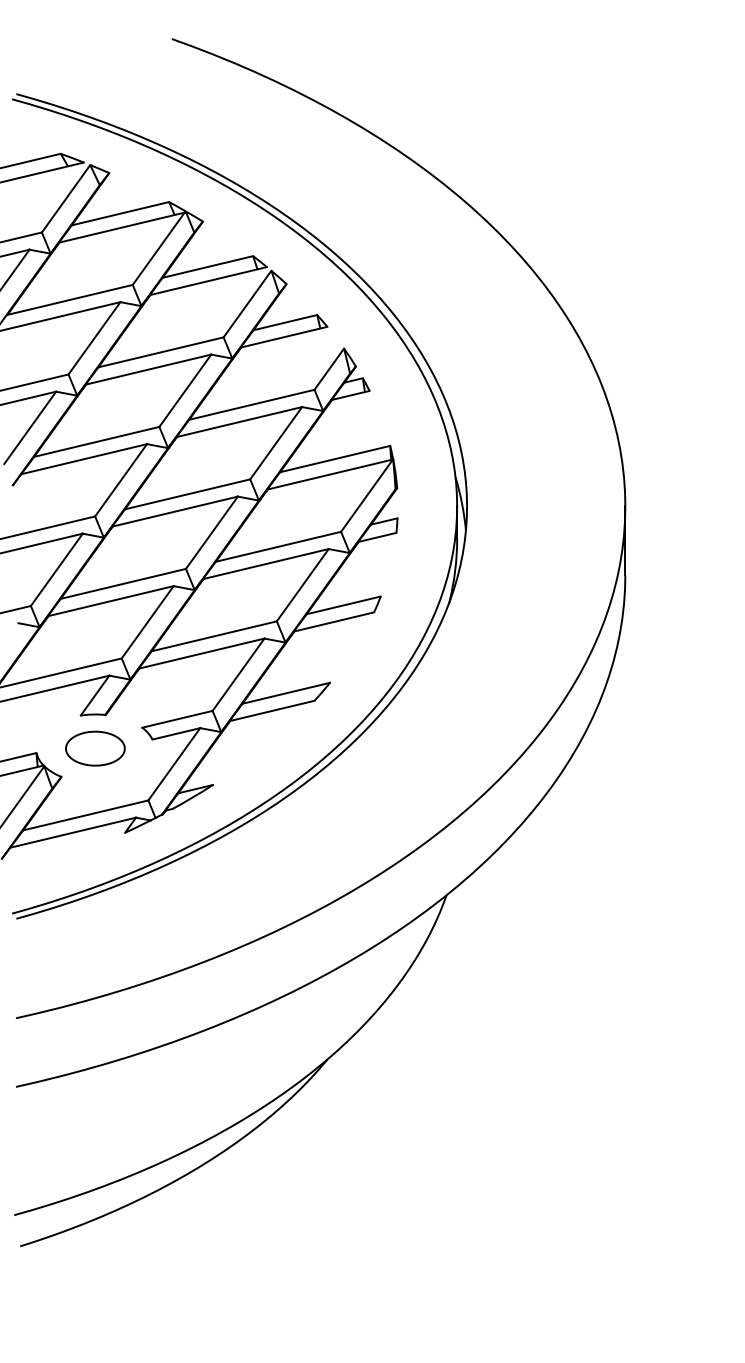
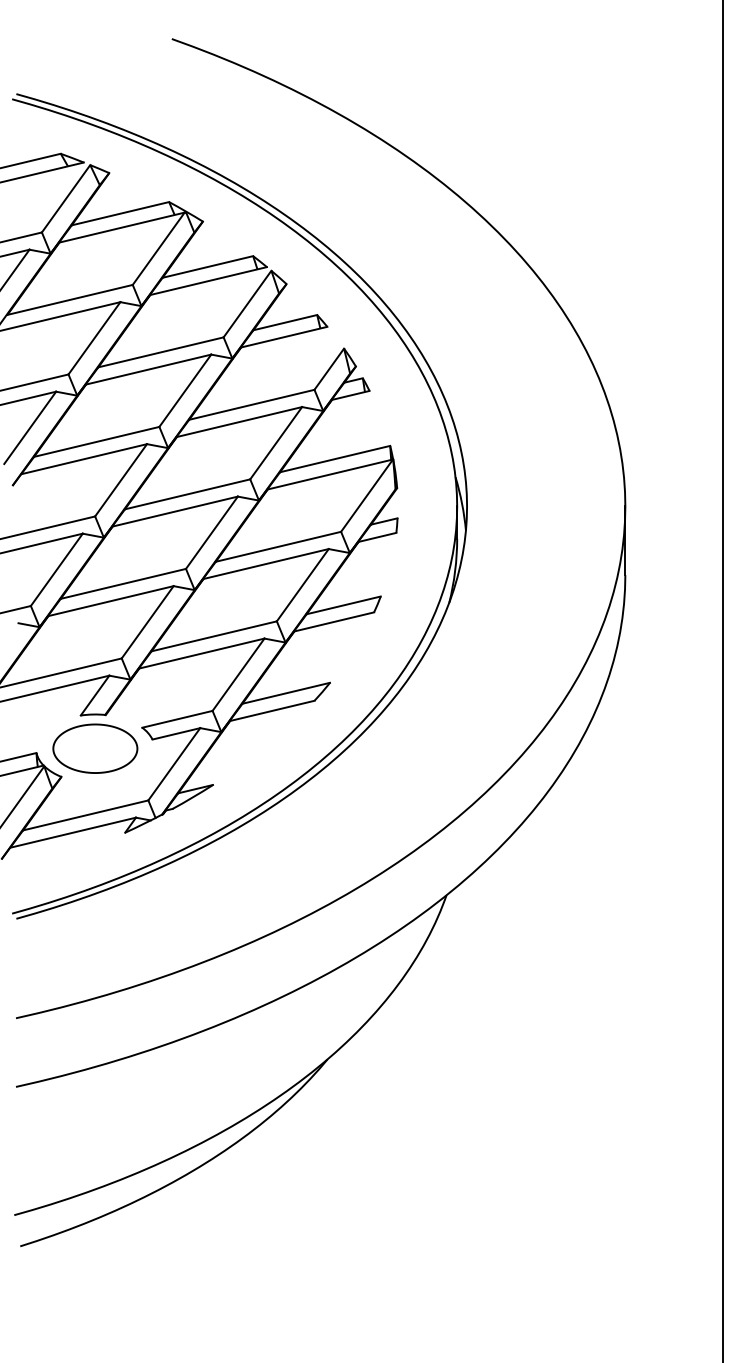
line: none -> present (722, 680)
part size: 61x37 px -> 87x51 px (95, 748)
